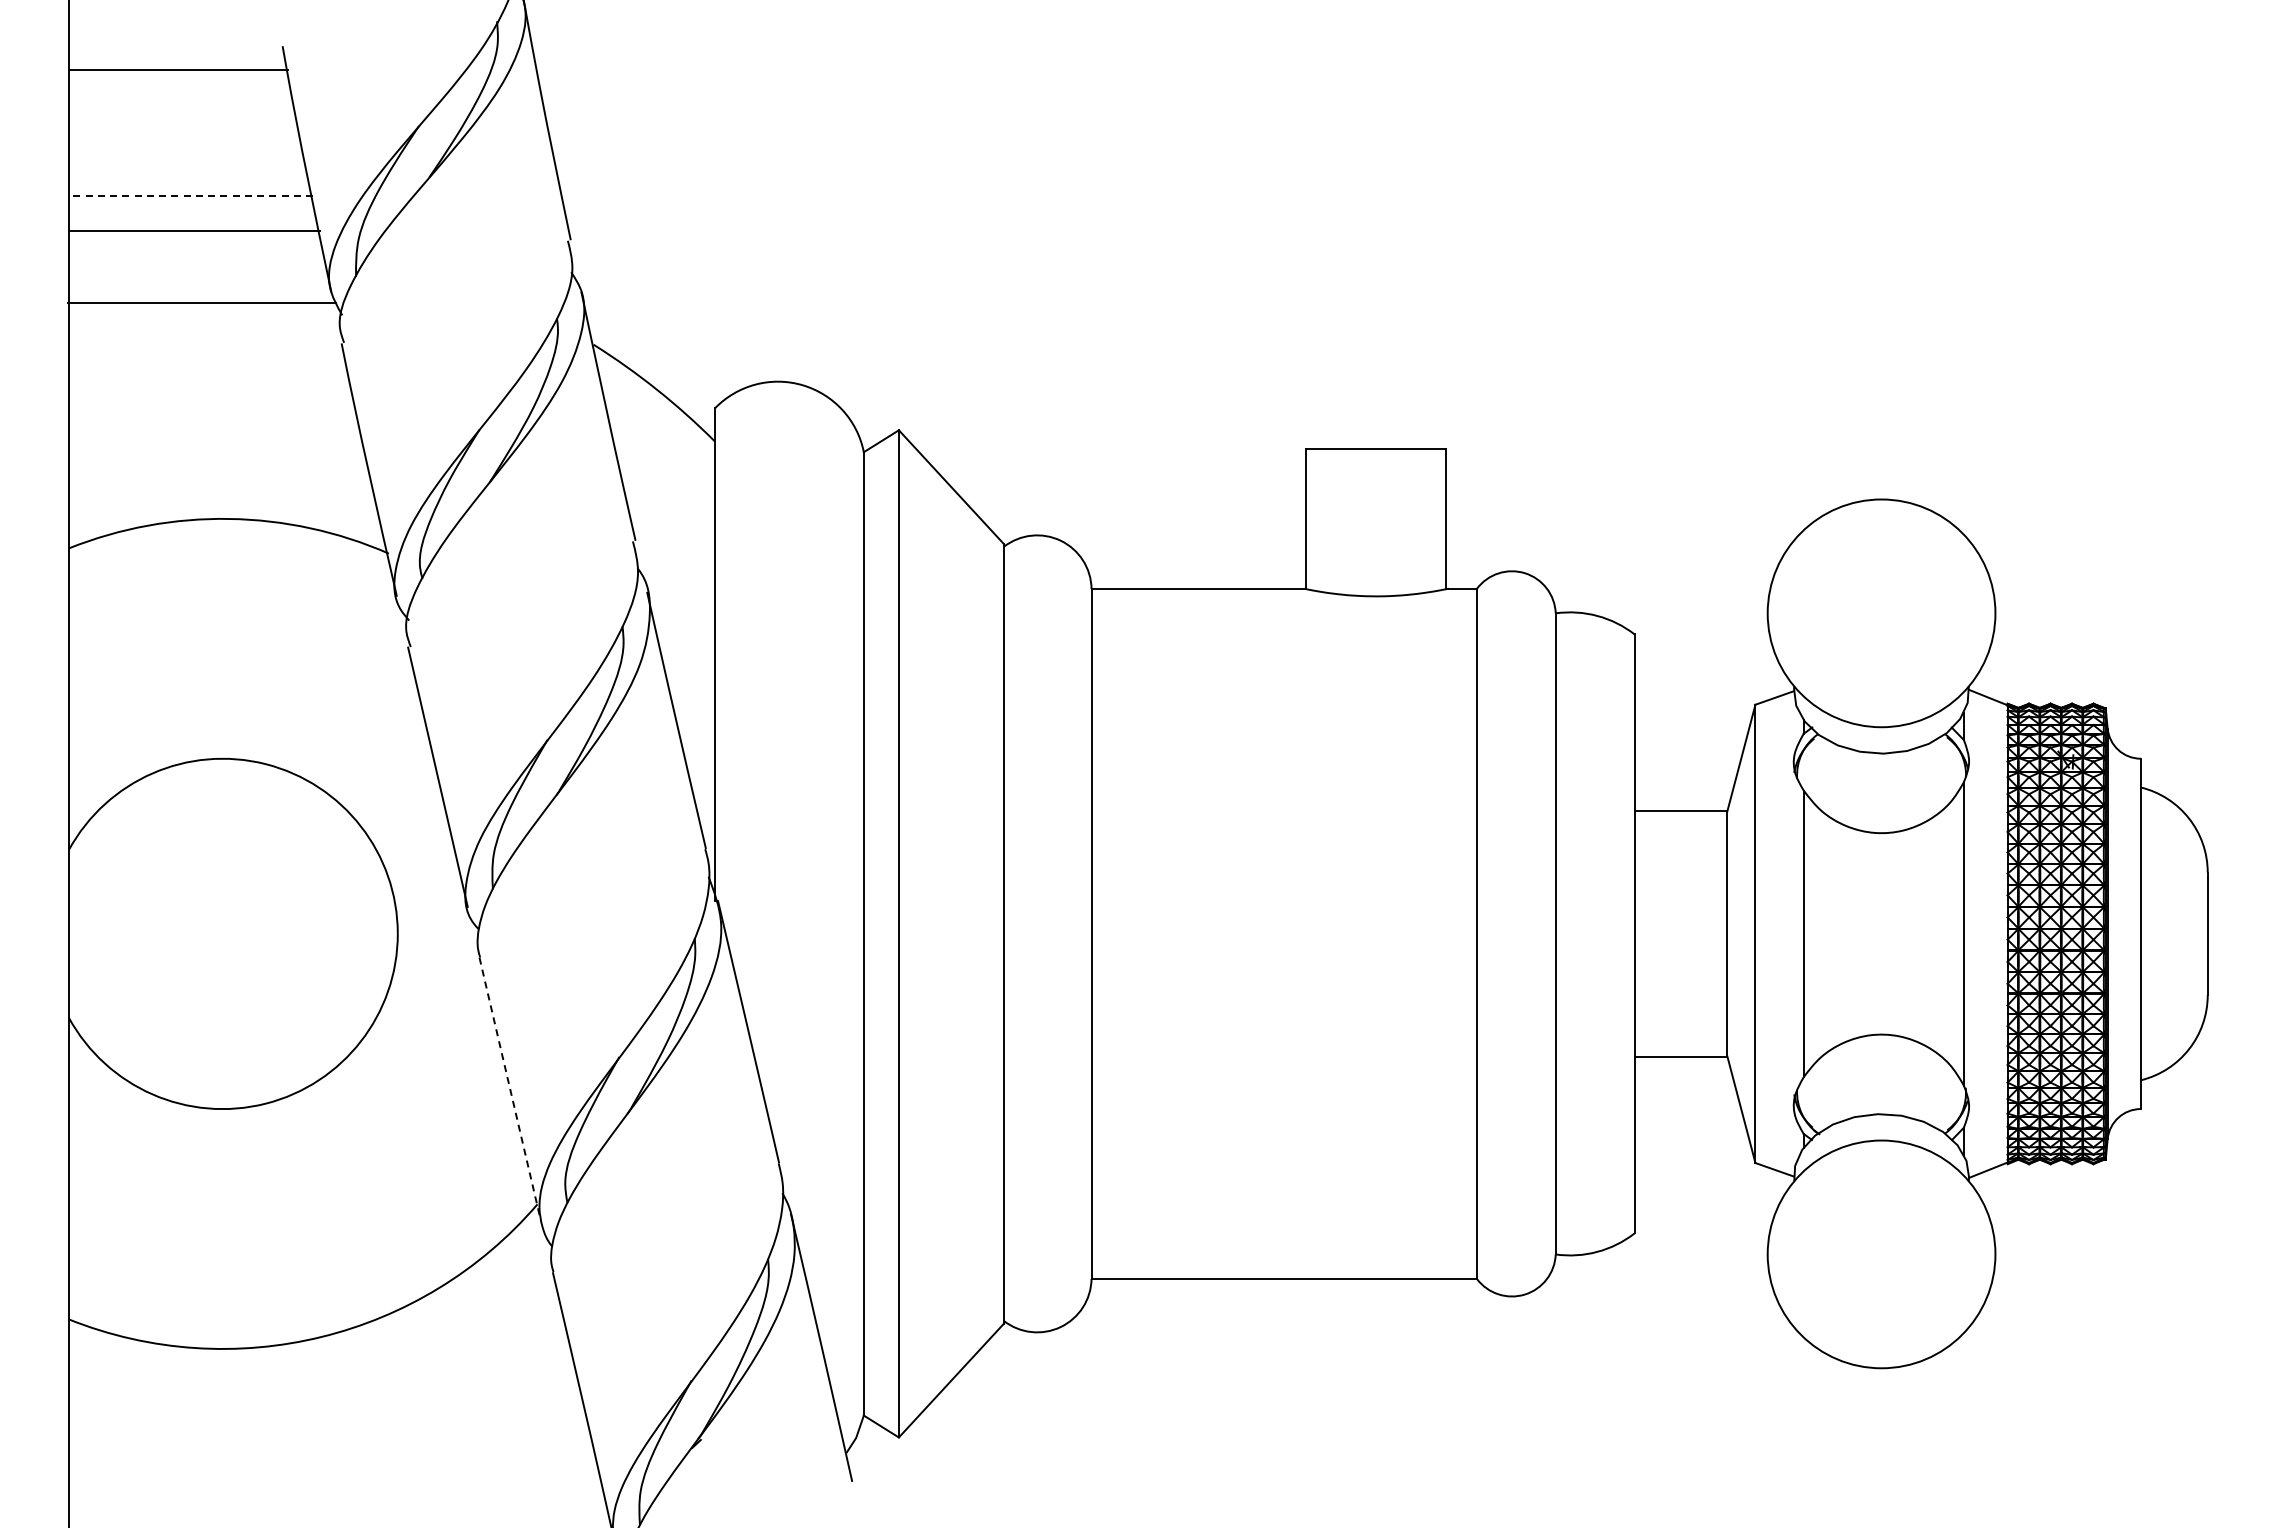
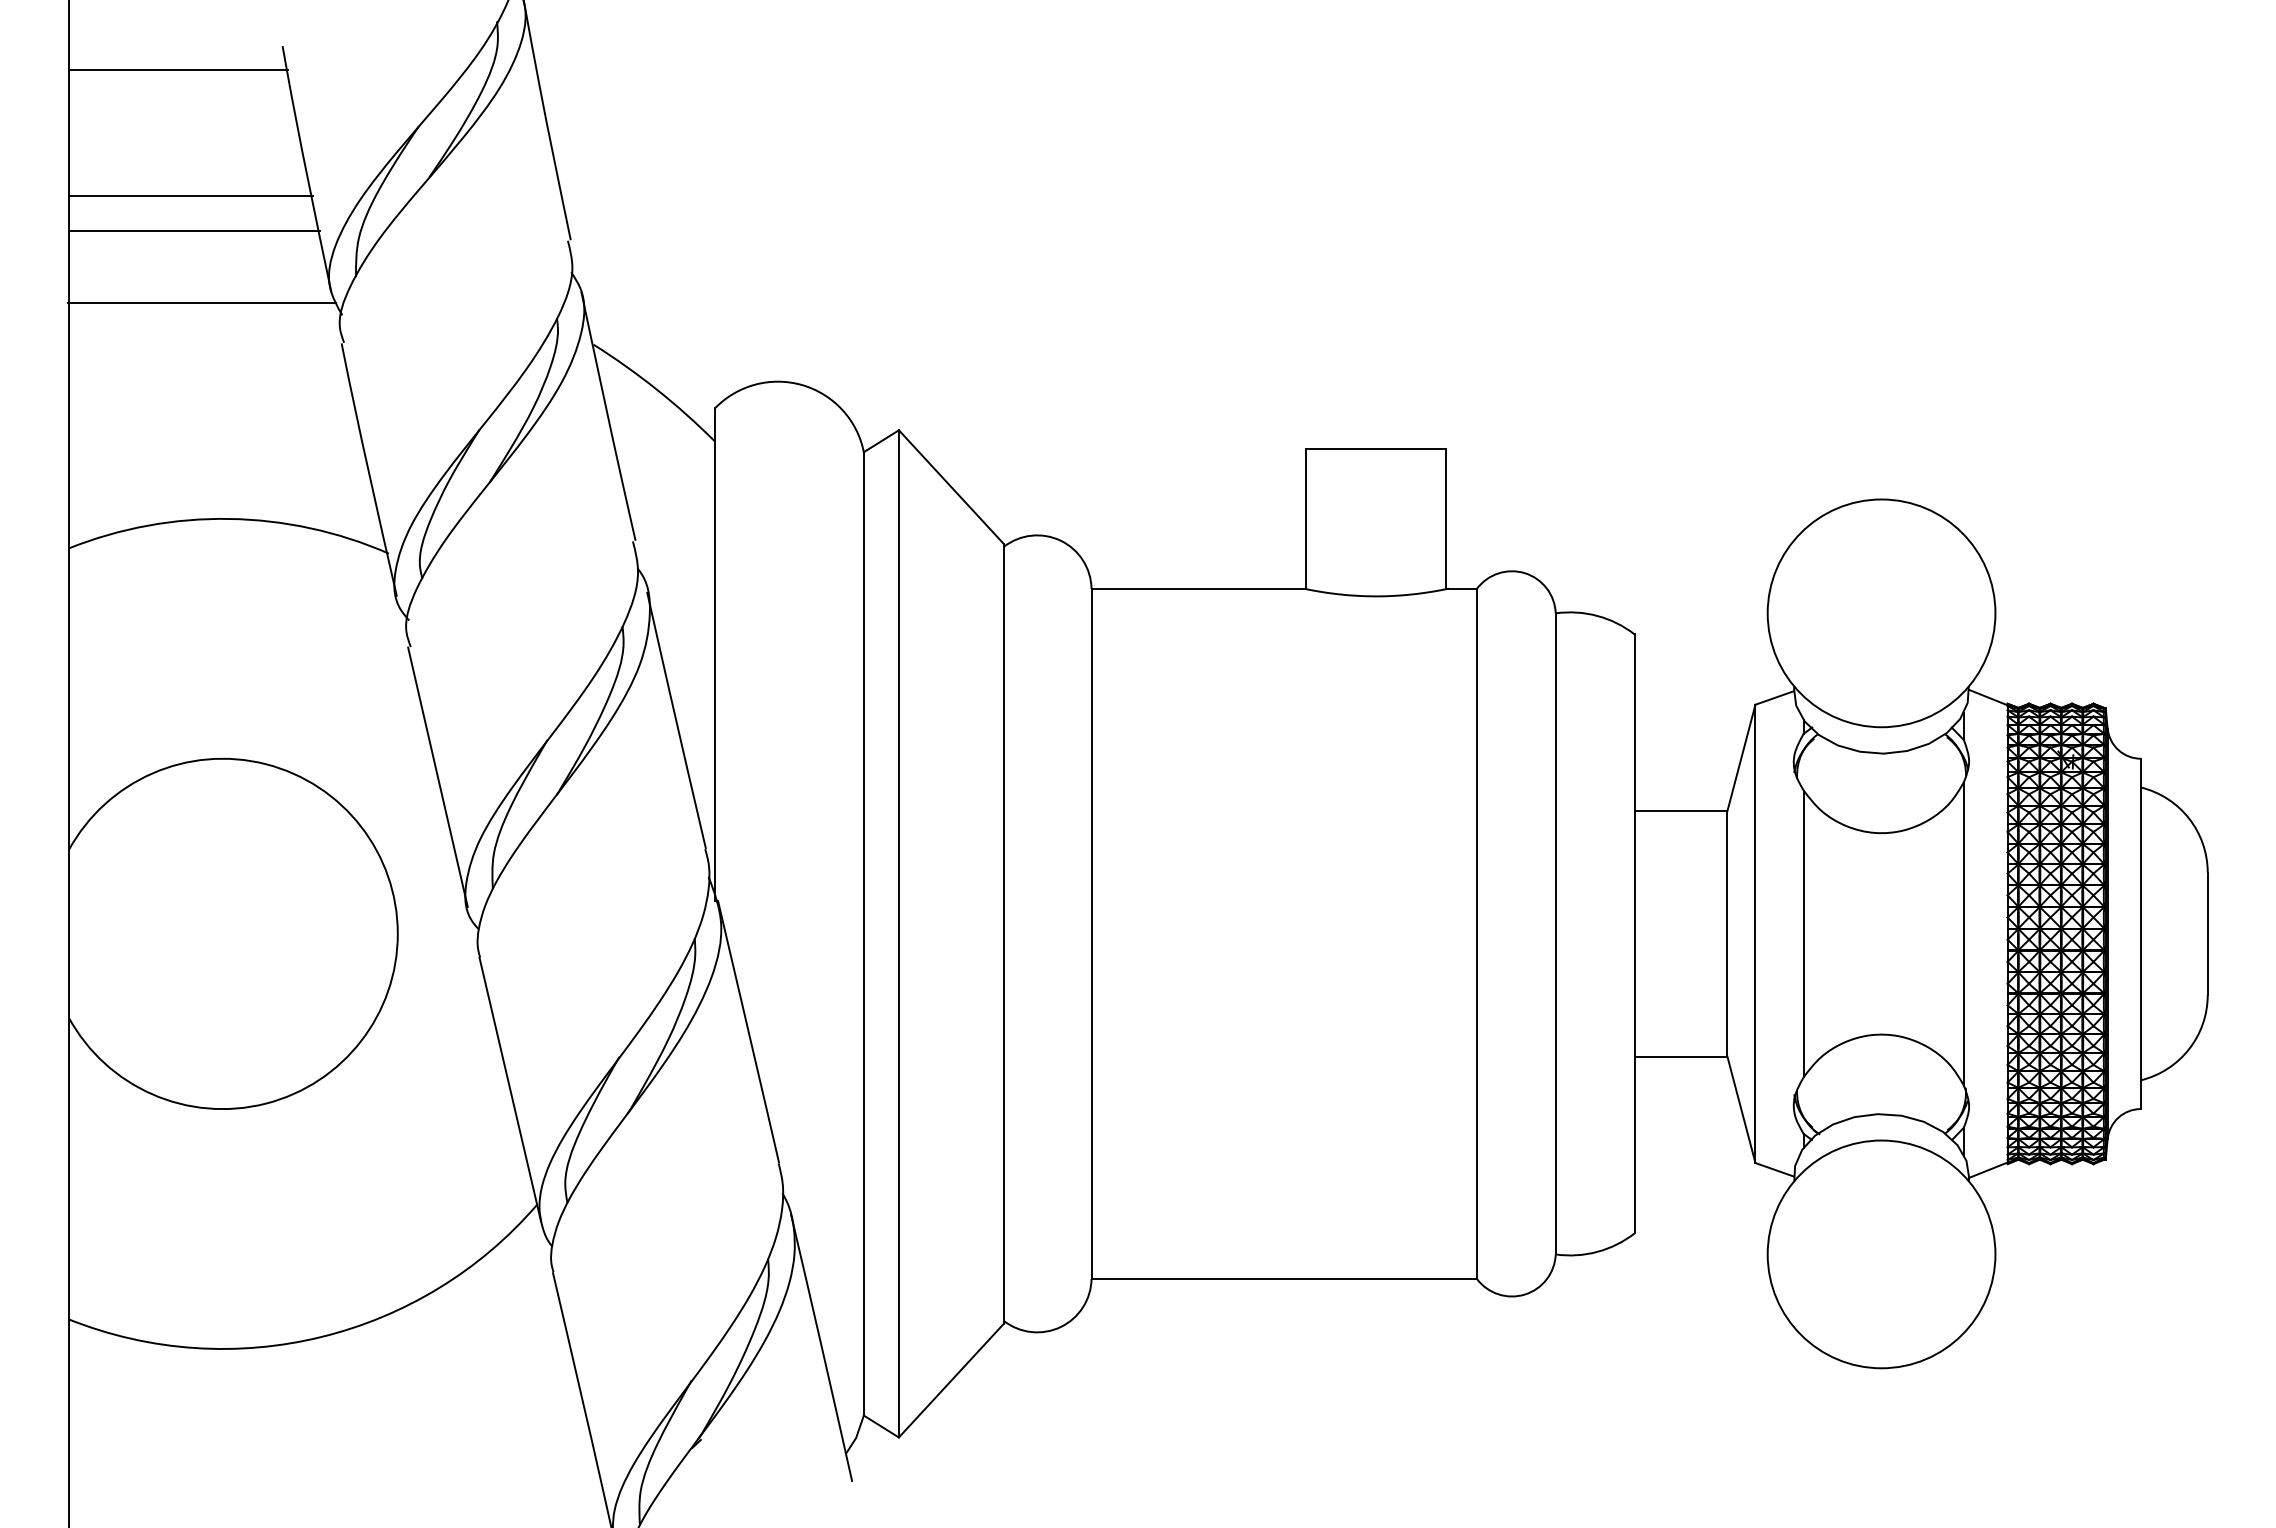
line: dashed -> solid (190, 196)
line: dashed -> solid (510, 1090)
